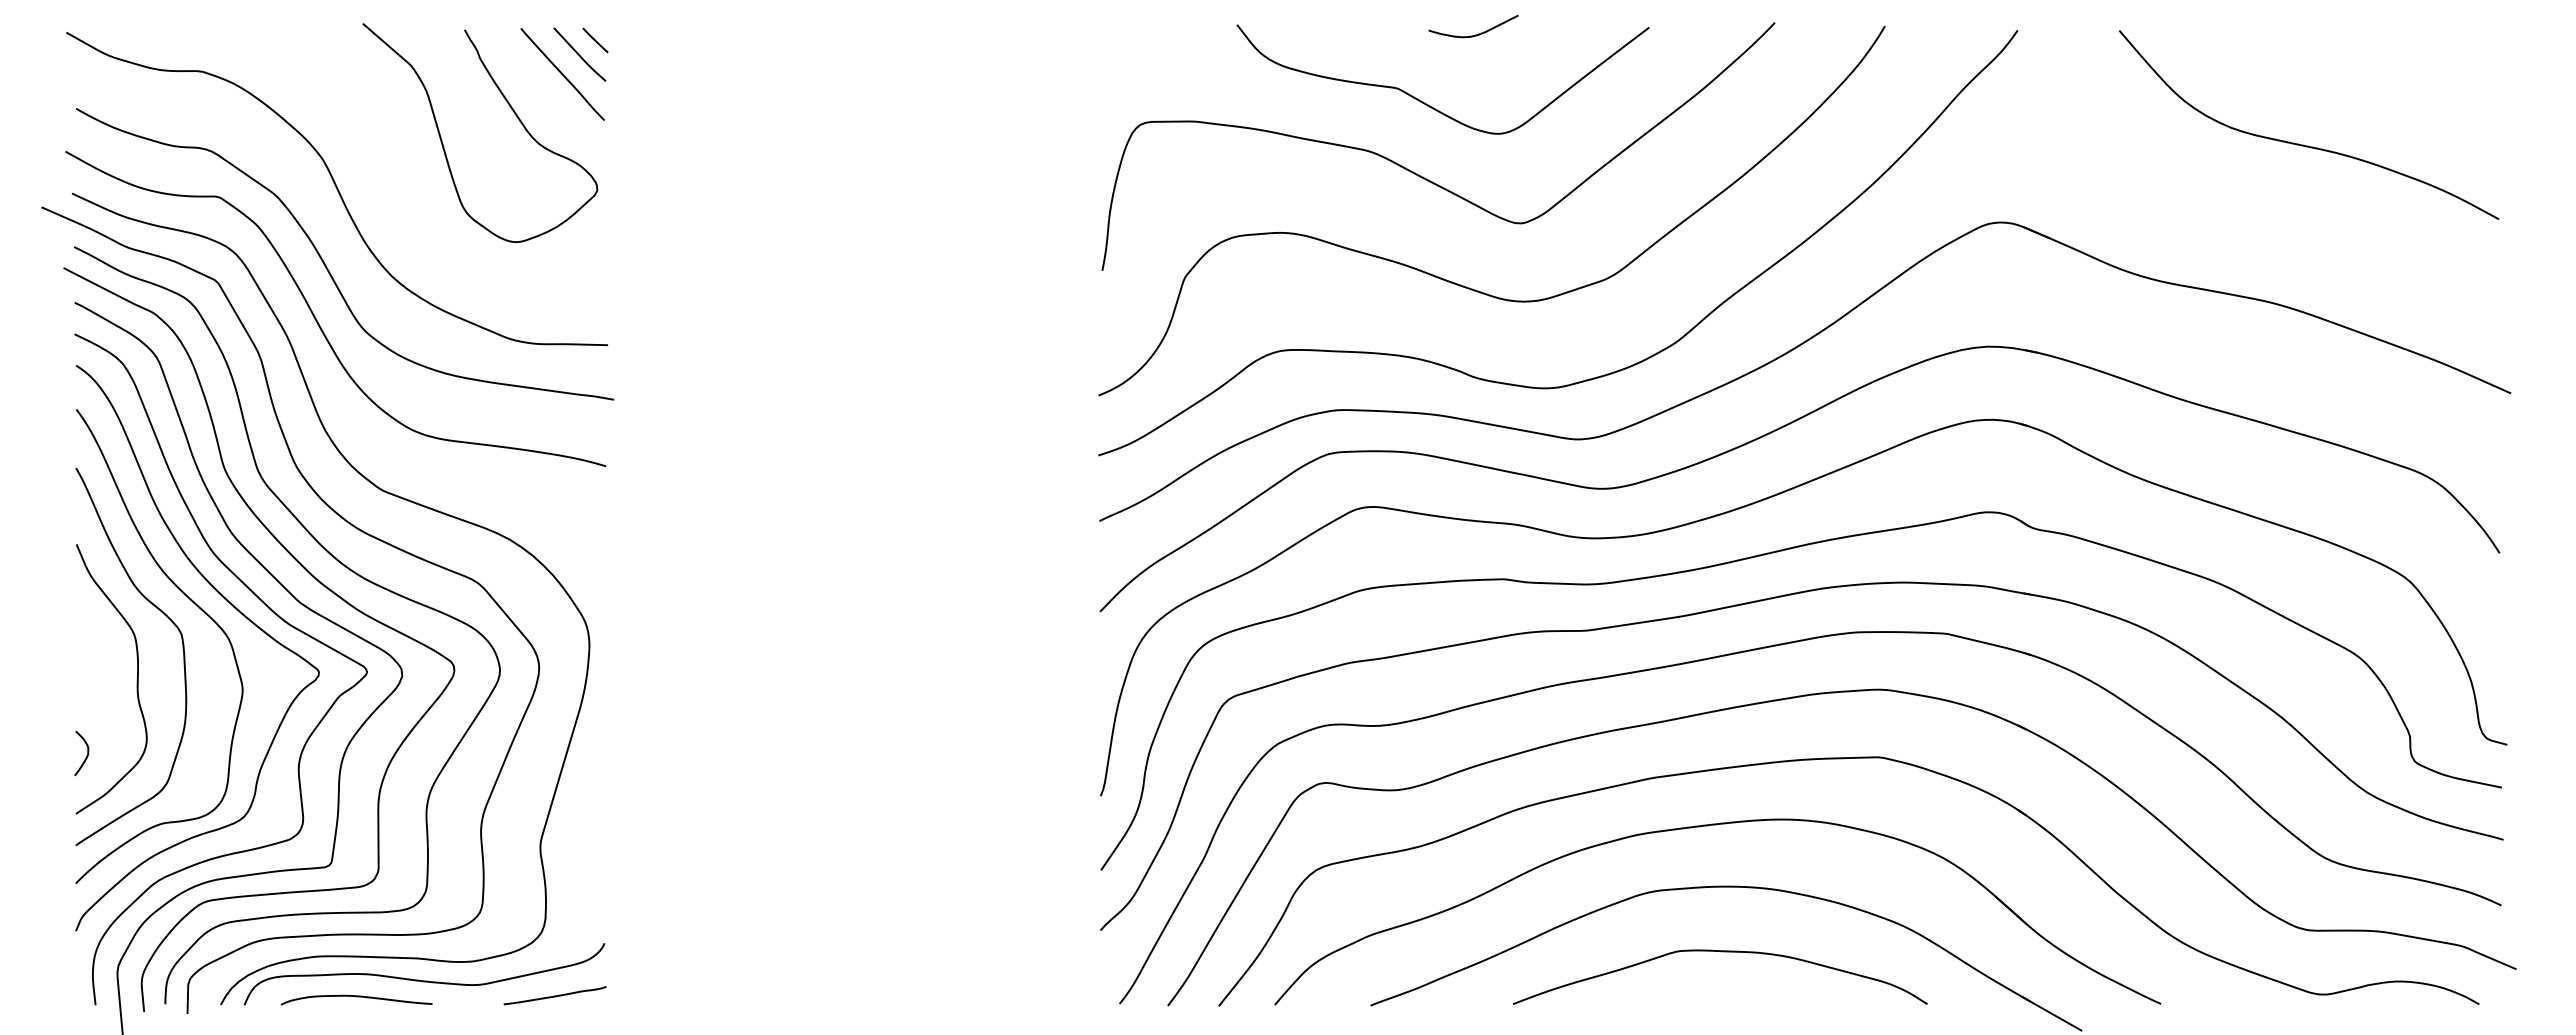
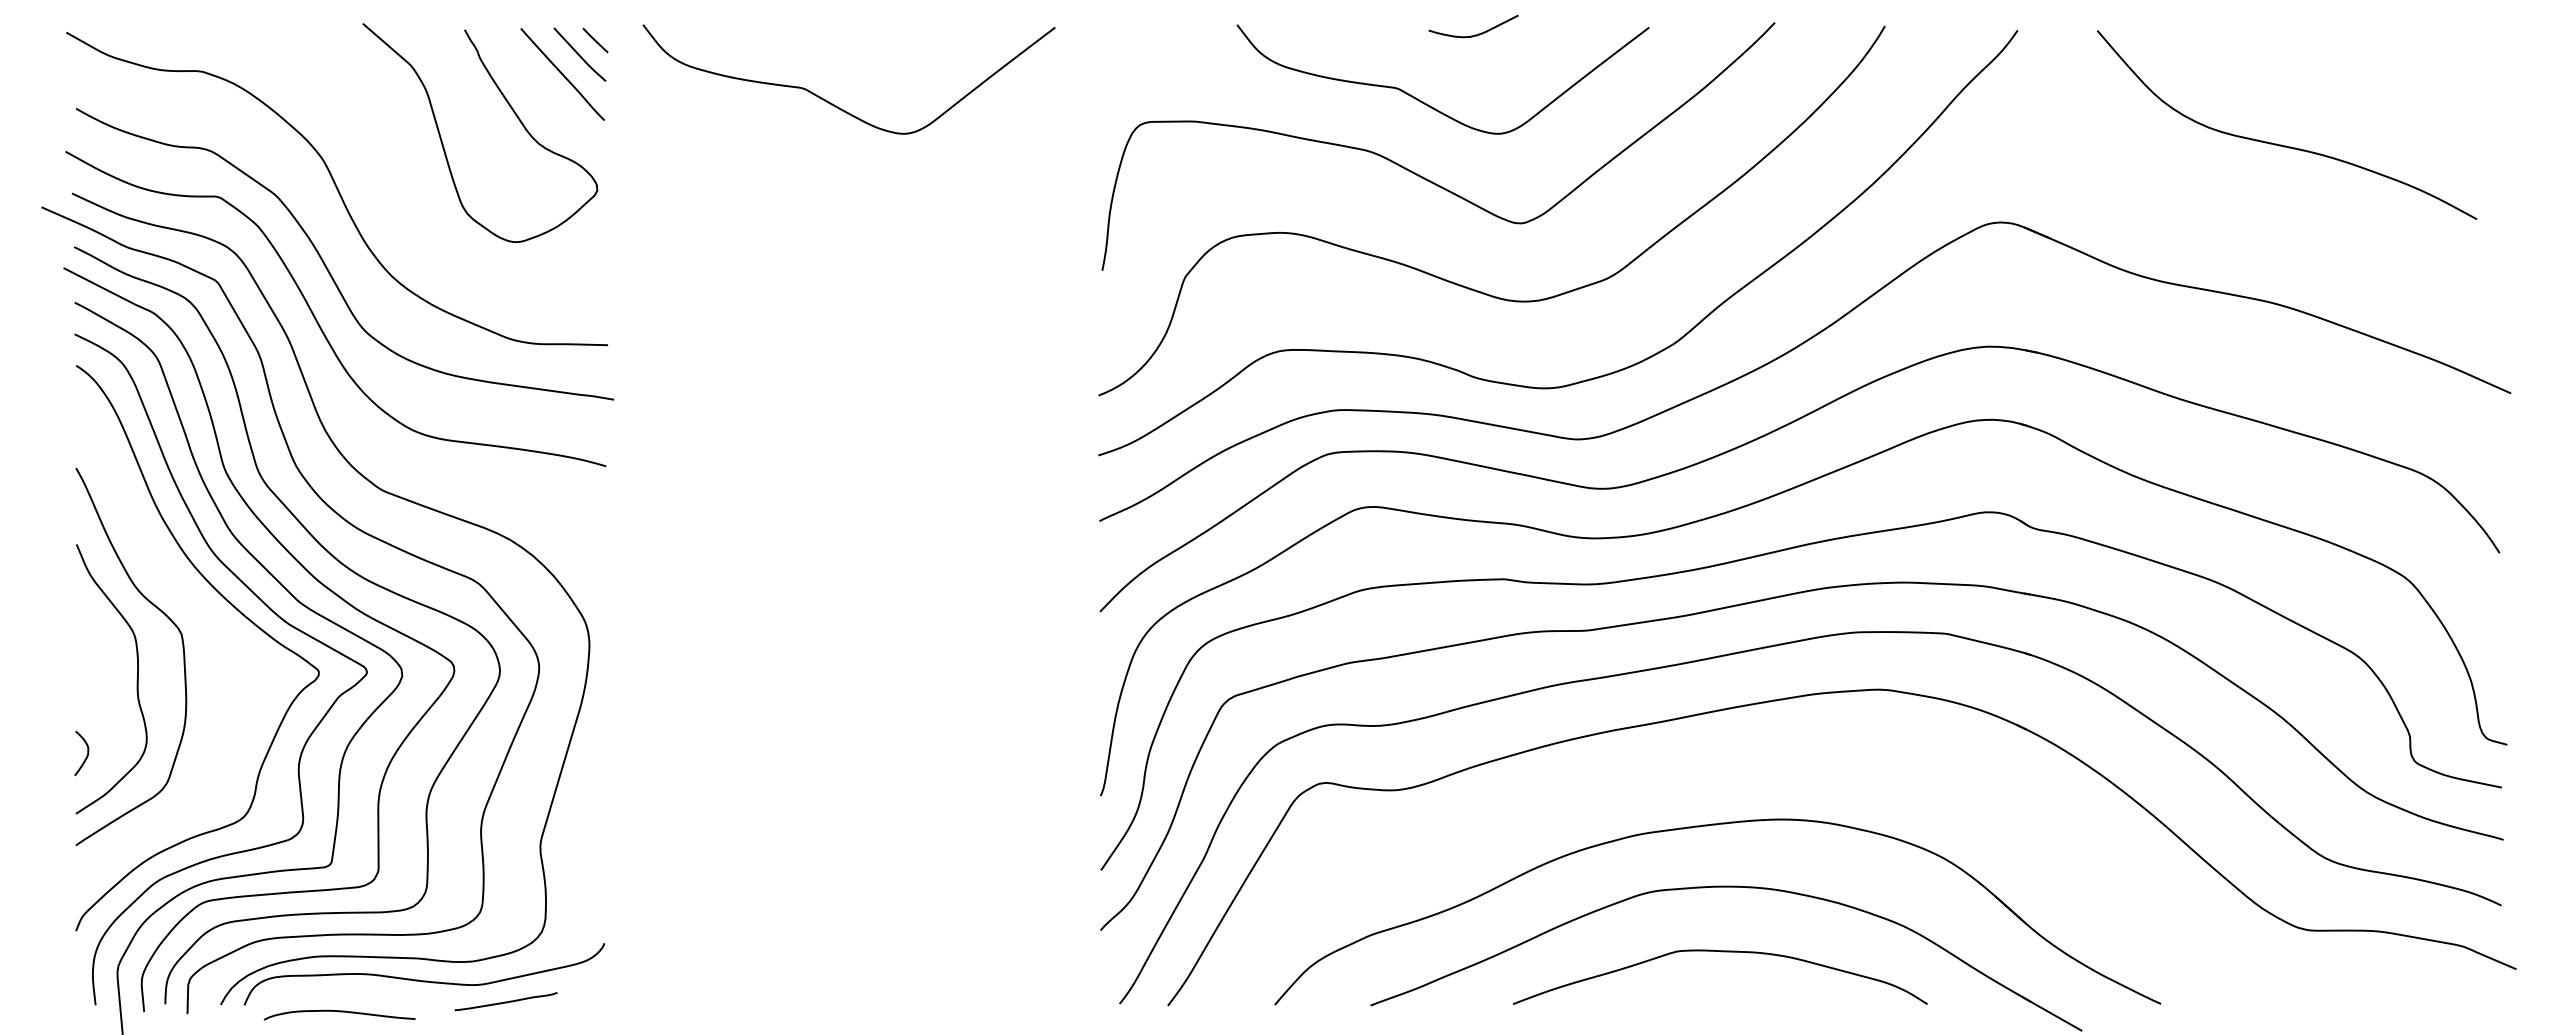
curve: none -> present (836, 105)
curve position: (2303, 144) -> (2281, 144) (2281, 144)
curve: present -> none (196, 606)
part: present -> none (1844, 759)
line position: (554, 995) -> (505, 1001) (505, 1001)
curve position: (356, 997) -> (339, 1012) (339, 1012)
